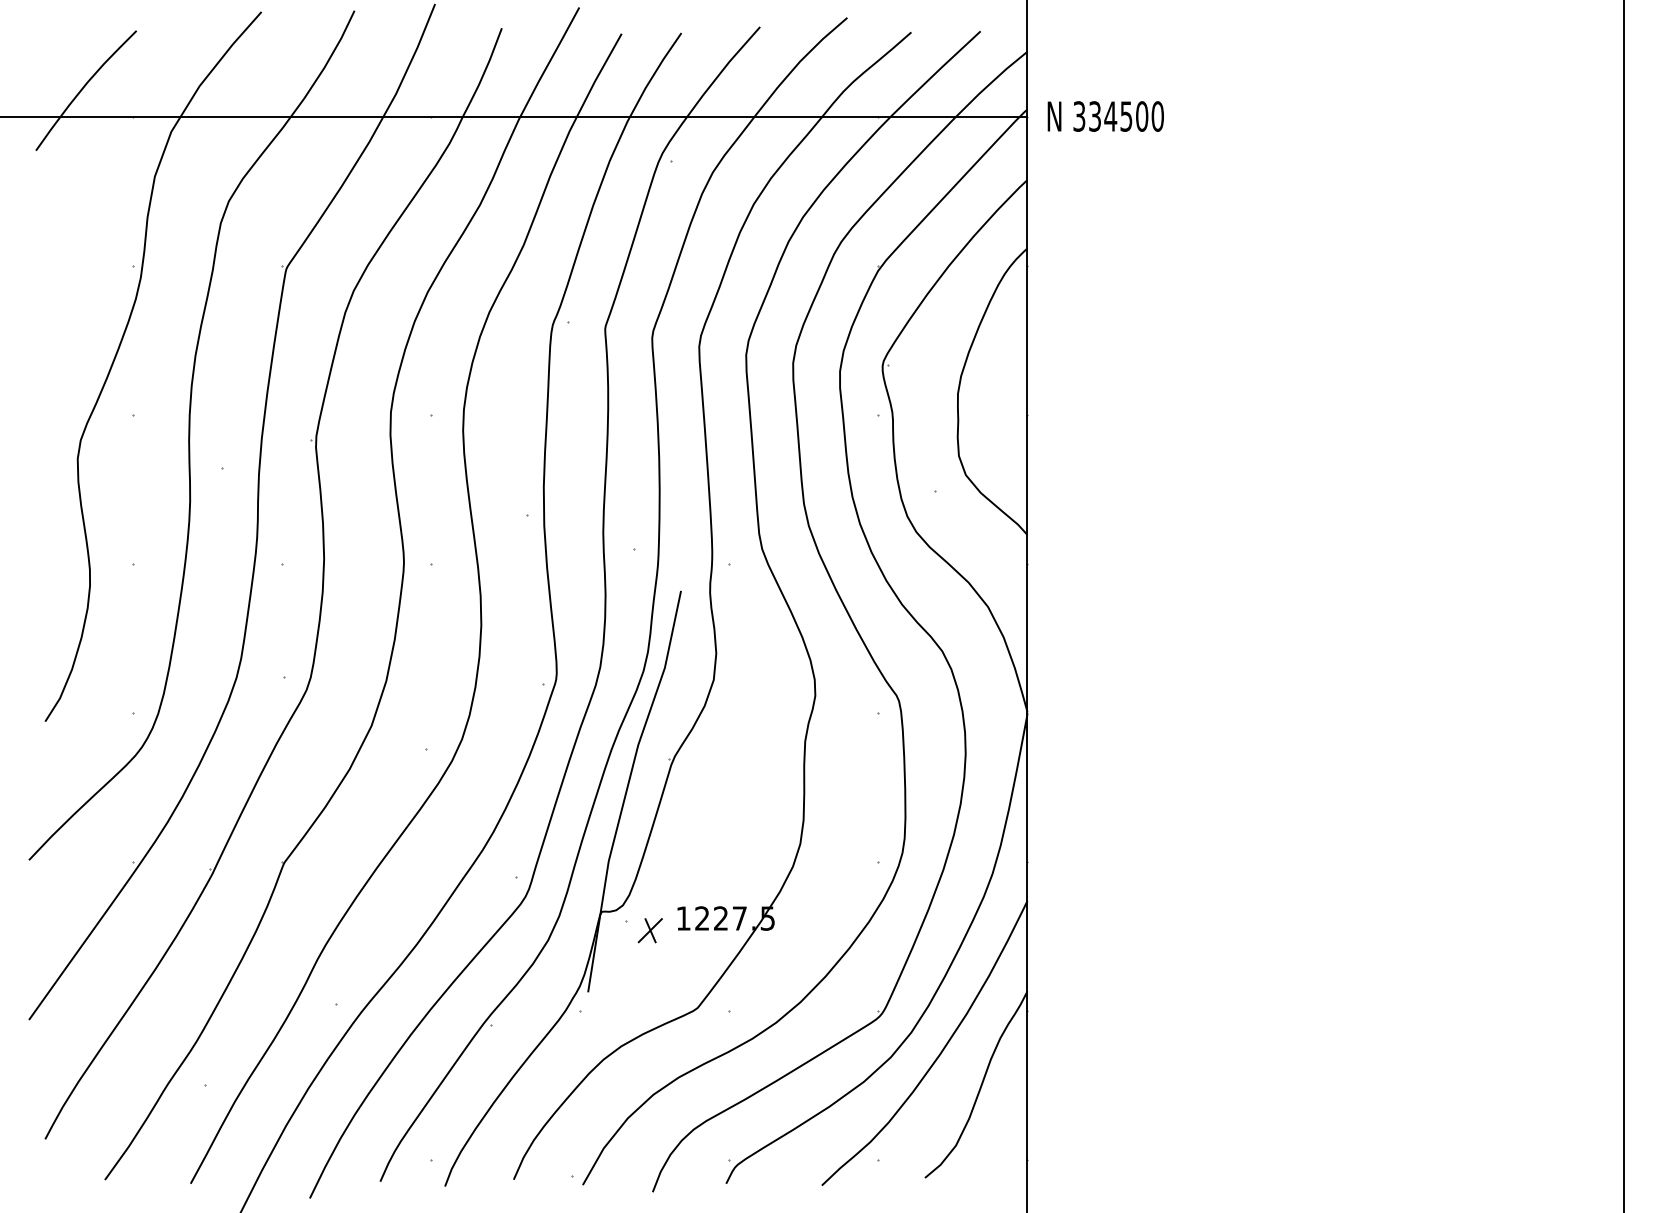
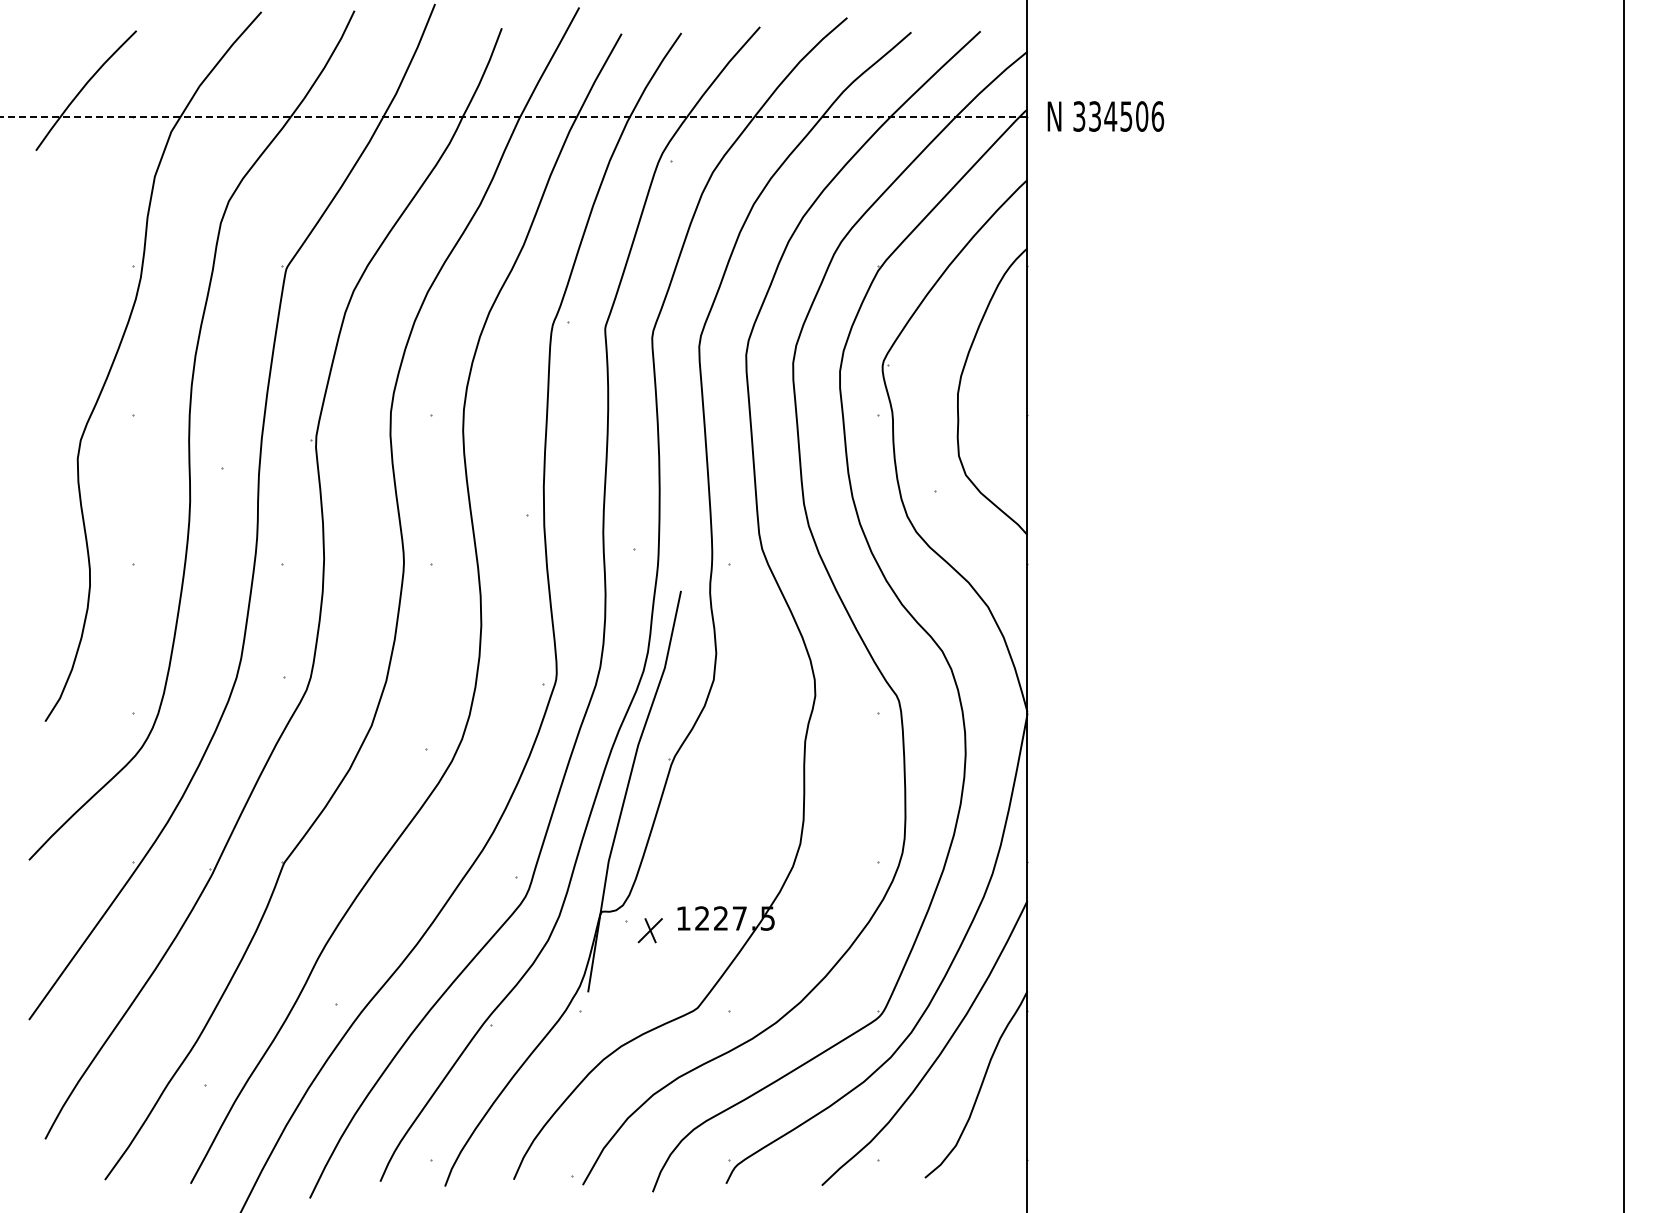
line: solid -> dashed (514, 116)
text: 334500 -> 334506 (1157, 116)
